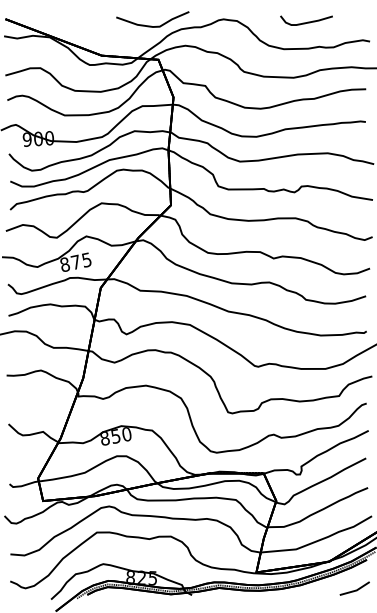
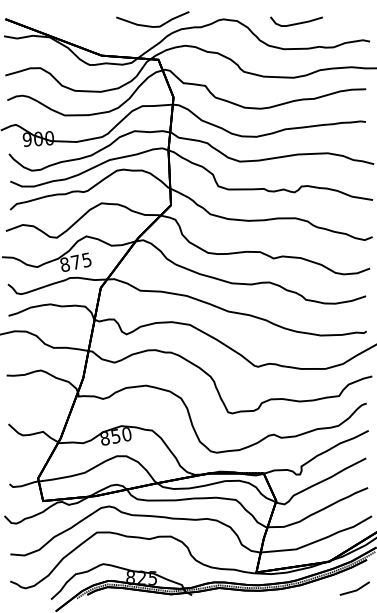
curve position: (307, 21) -> (297, 22) (297, 22)
